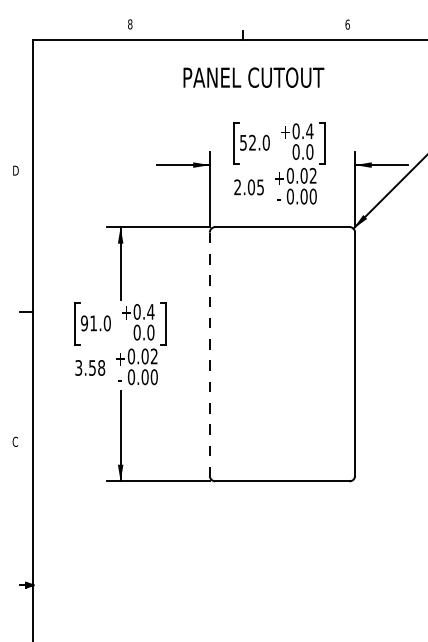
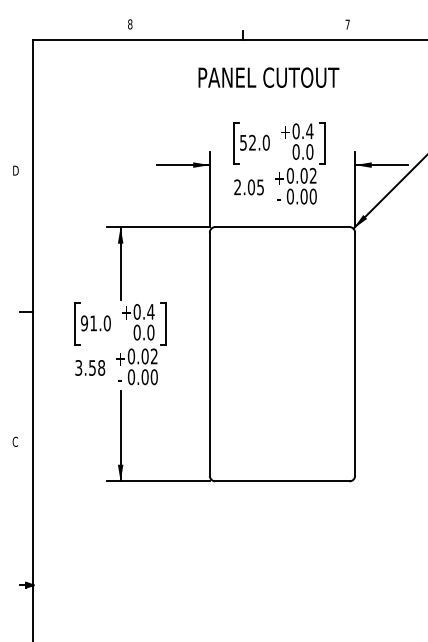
text: 6 -> 7 (347, 24)
text position: (253, 77) -> (268, 77) (268, 77)
line: dashed -> solid (209, 354)
